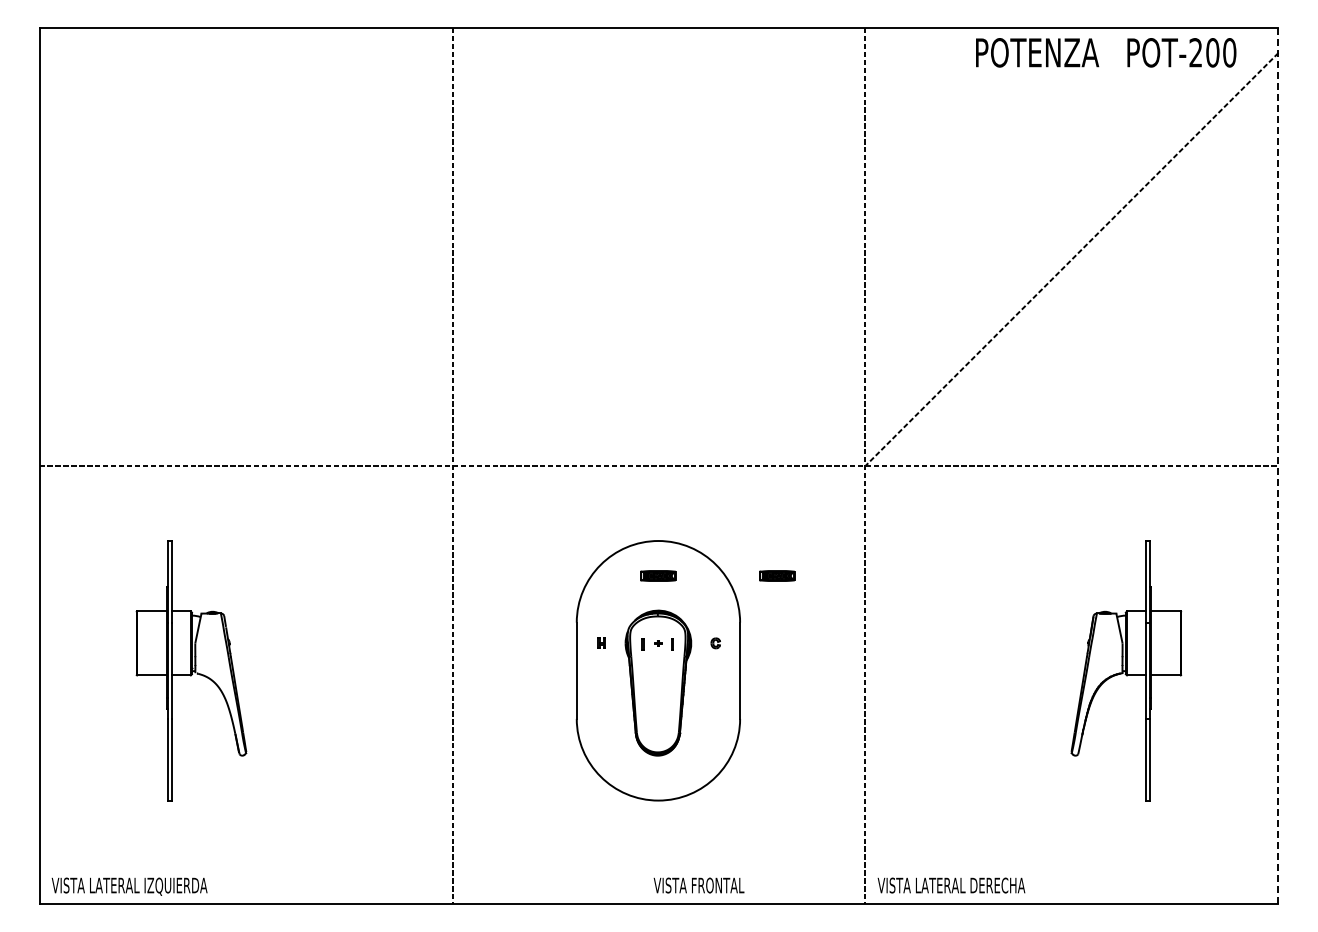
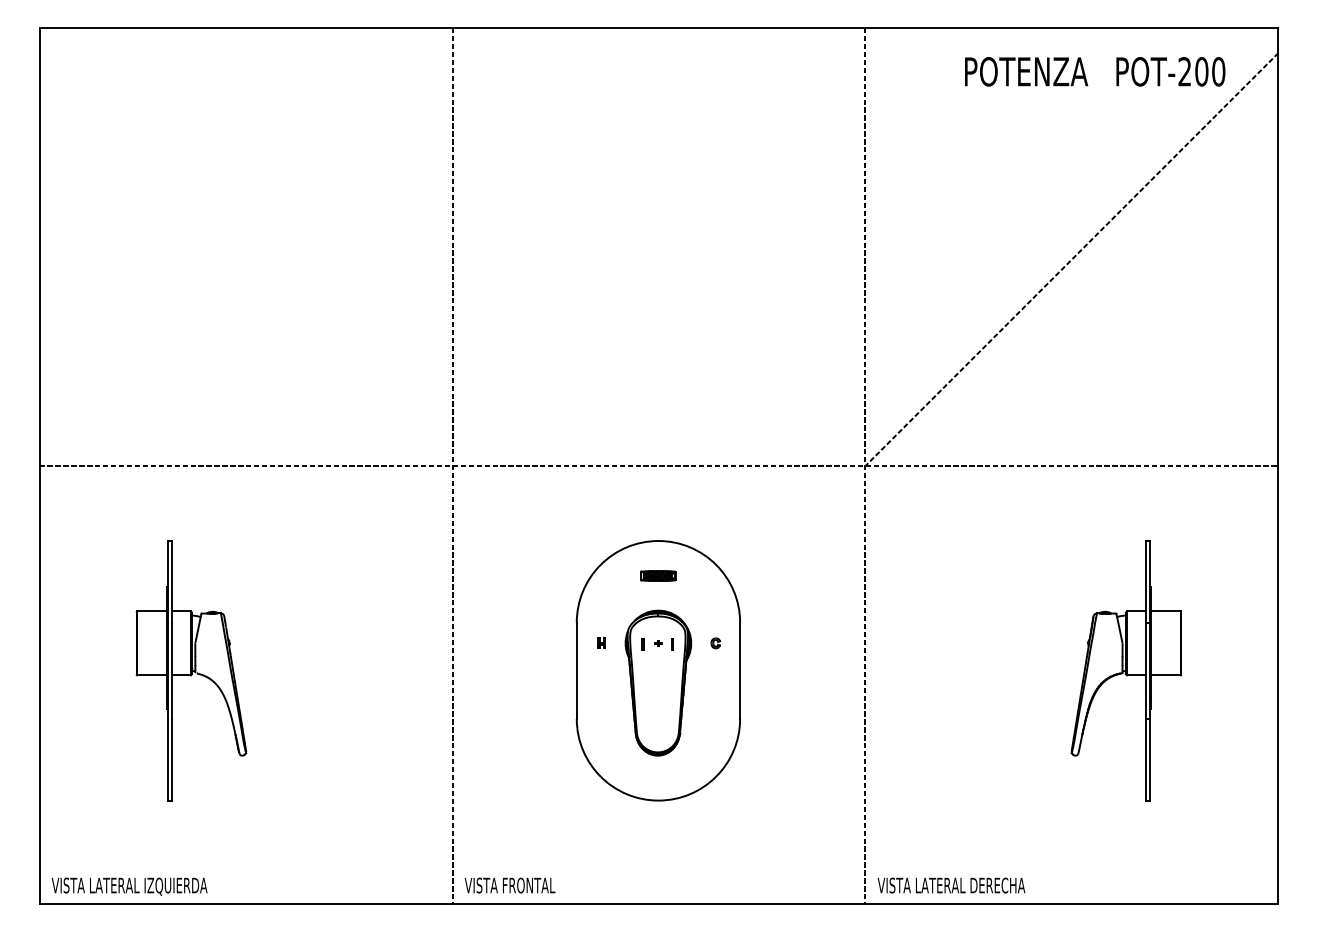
text position: (1106, 52) -> (1095, 71) (1095, 71)
line: dashed -> solid (1278, 466)
part: present -> none (777, 575)
text position: (698, 885) -> (509, 885) (509, 885)
